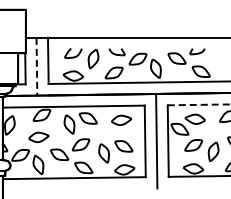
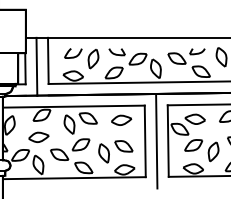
part: none -> present (221, 57)
line: dashed -> solid (36, 66)
line: dashed -> solid (199, 104)
